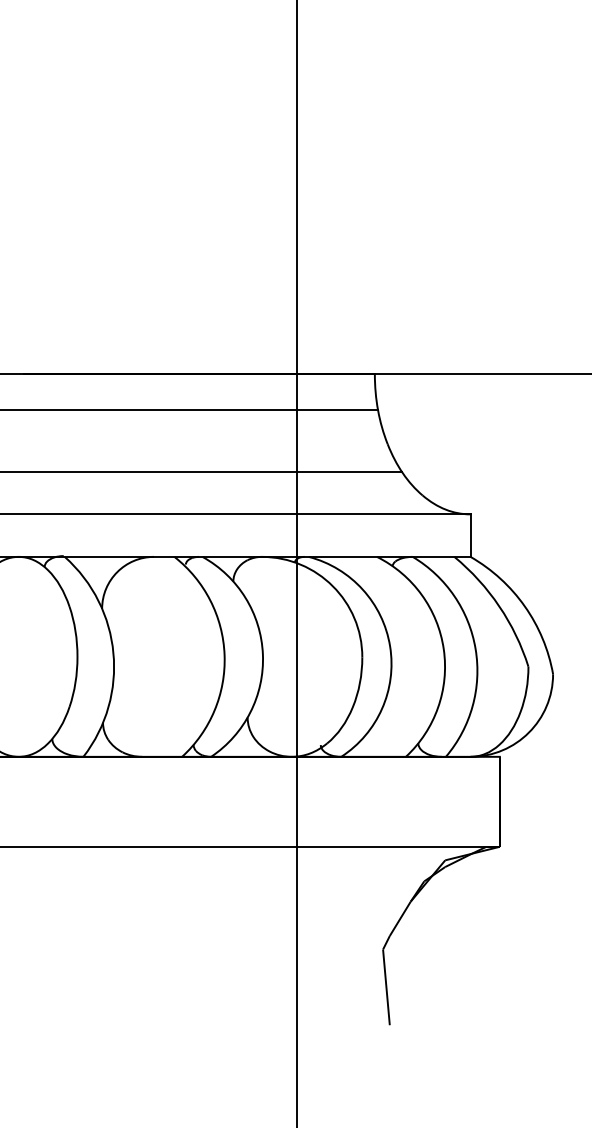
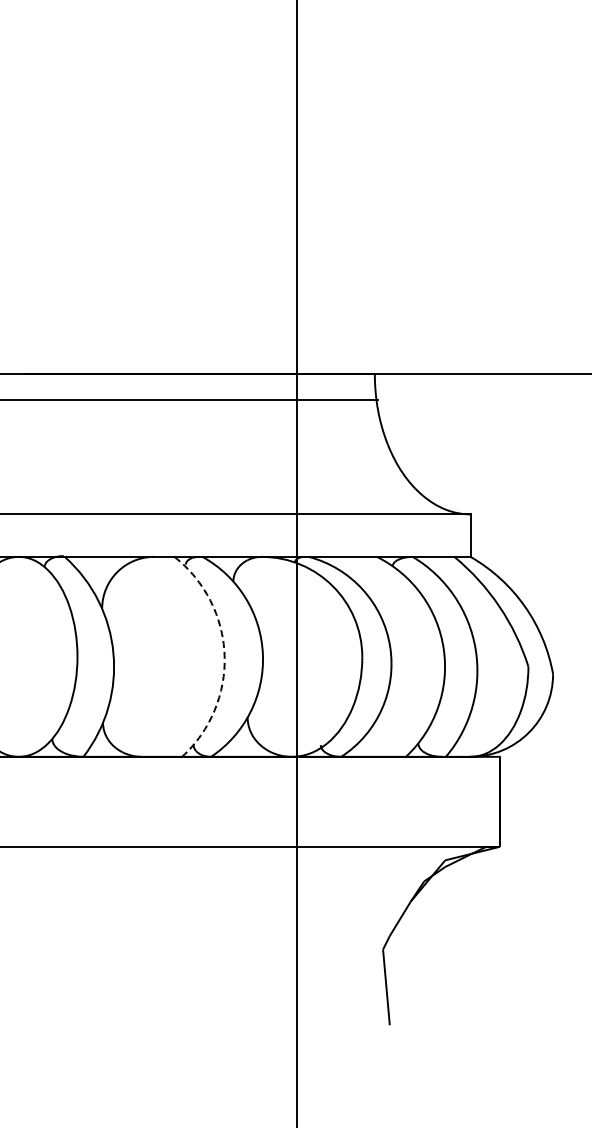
line position: (189, 409) -> (189, 399) (189, 399)
line: present -> none (202, 472)
arc: solid -> dashed (224, 655)
